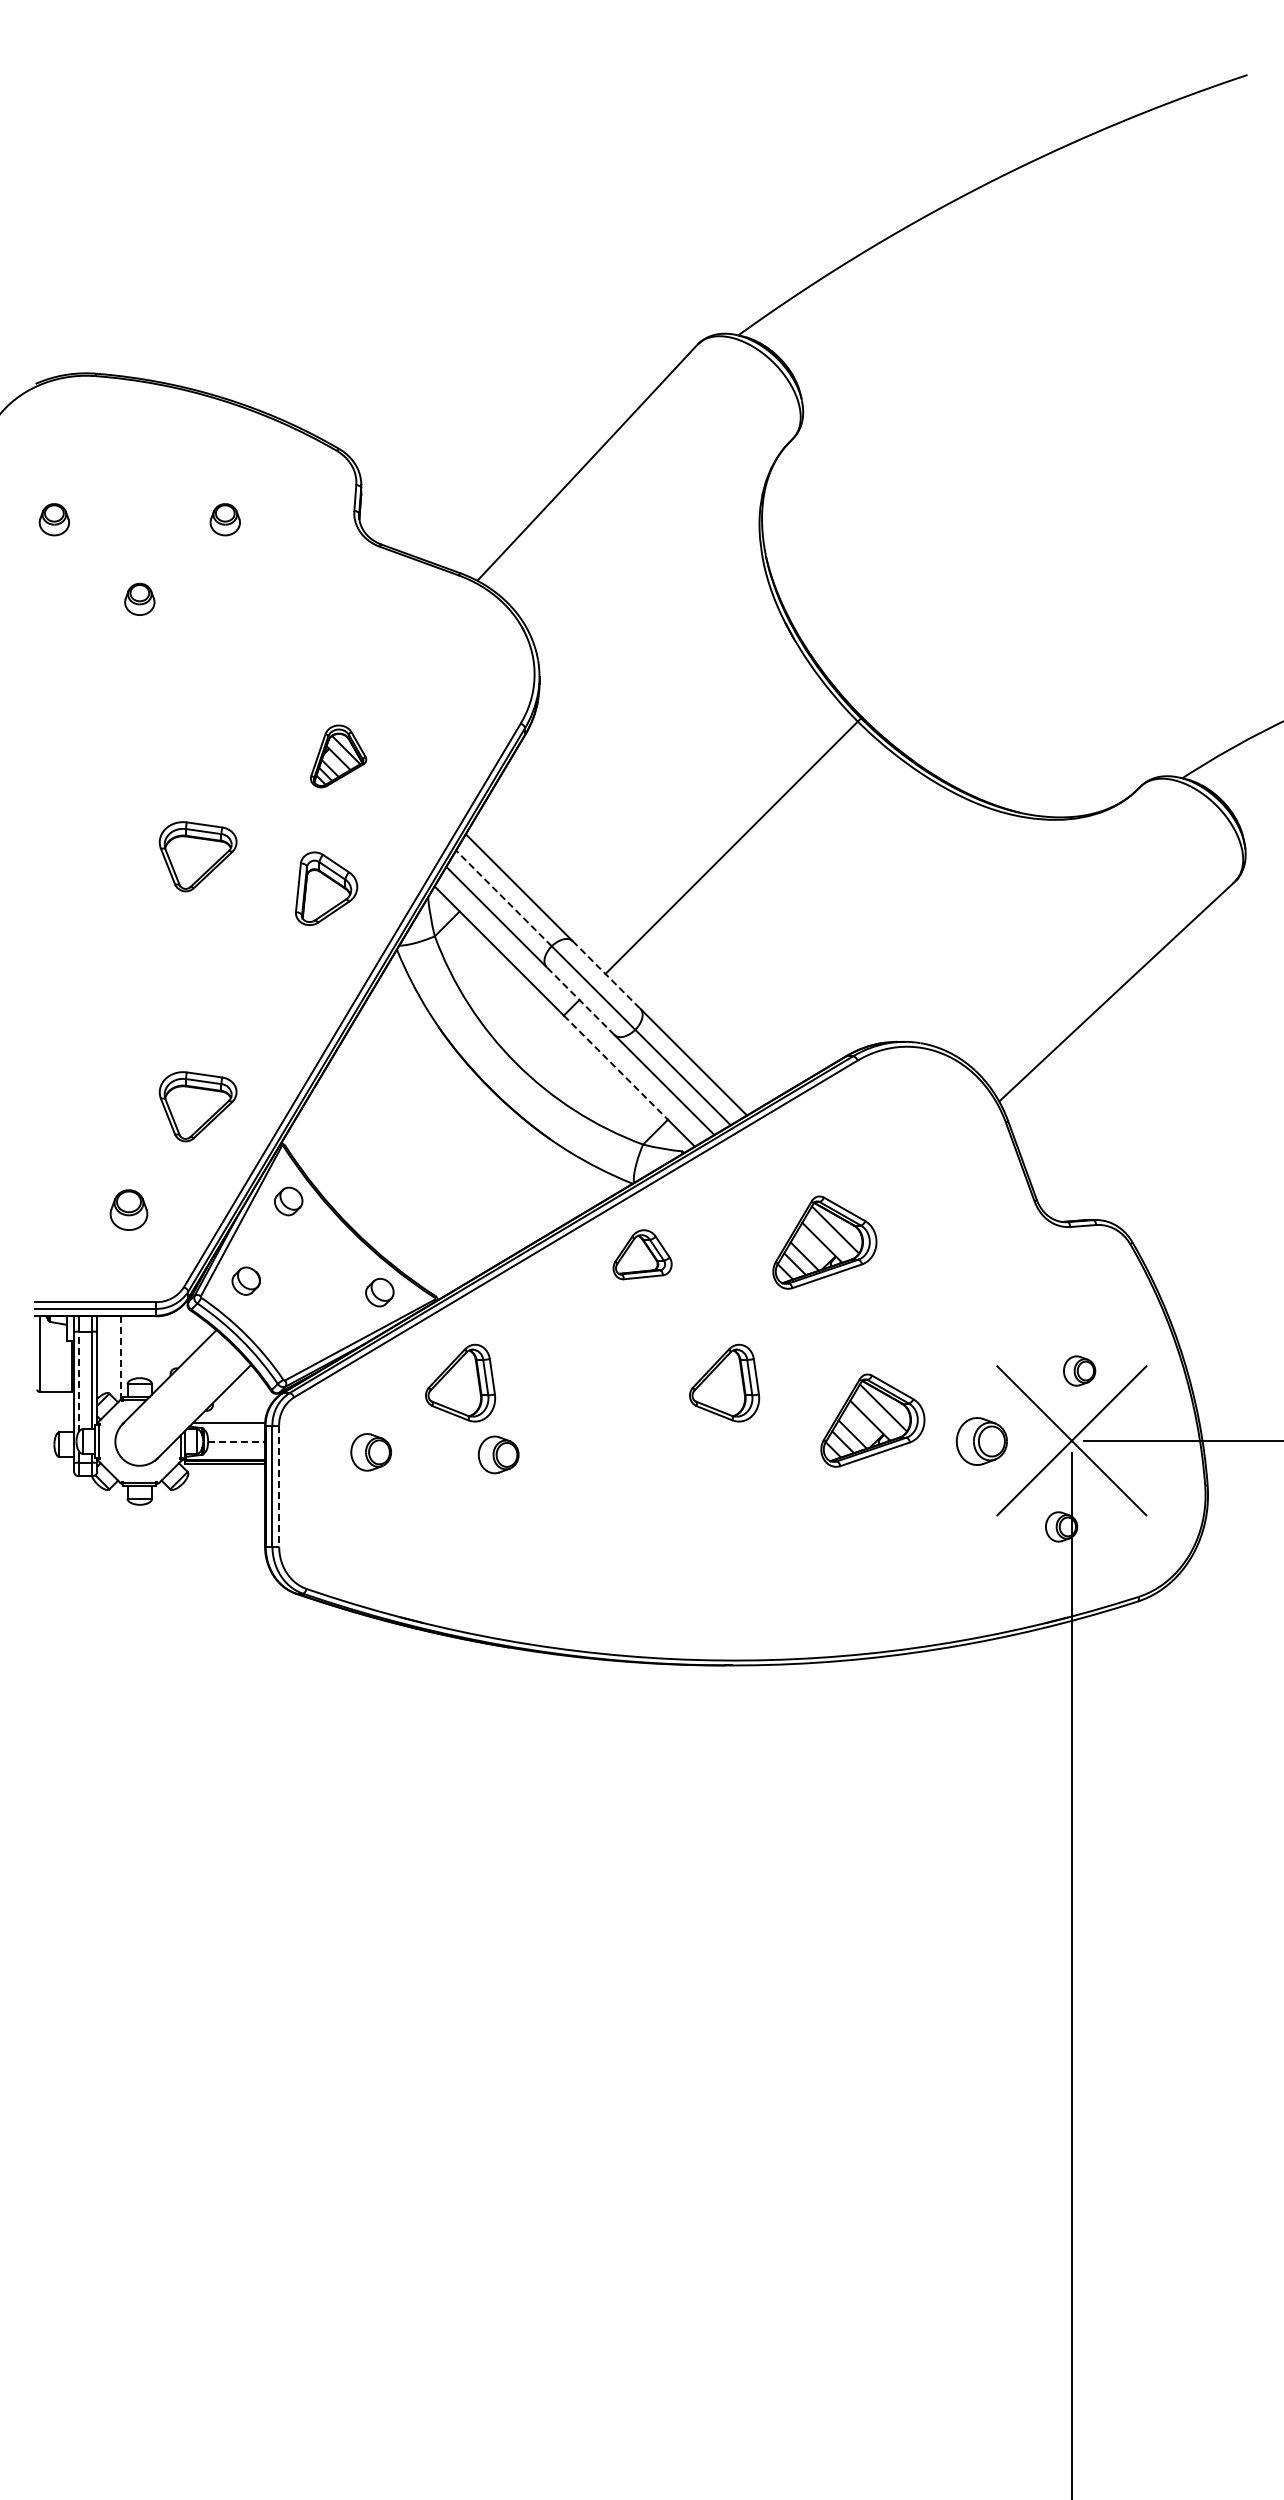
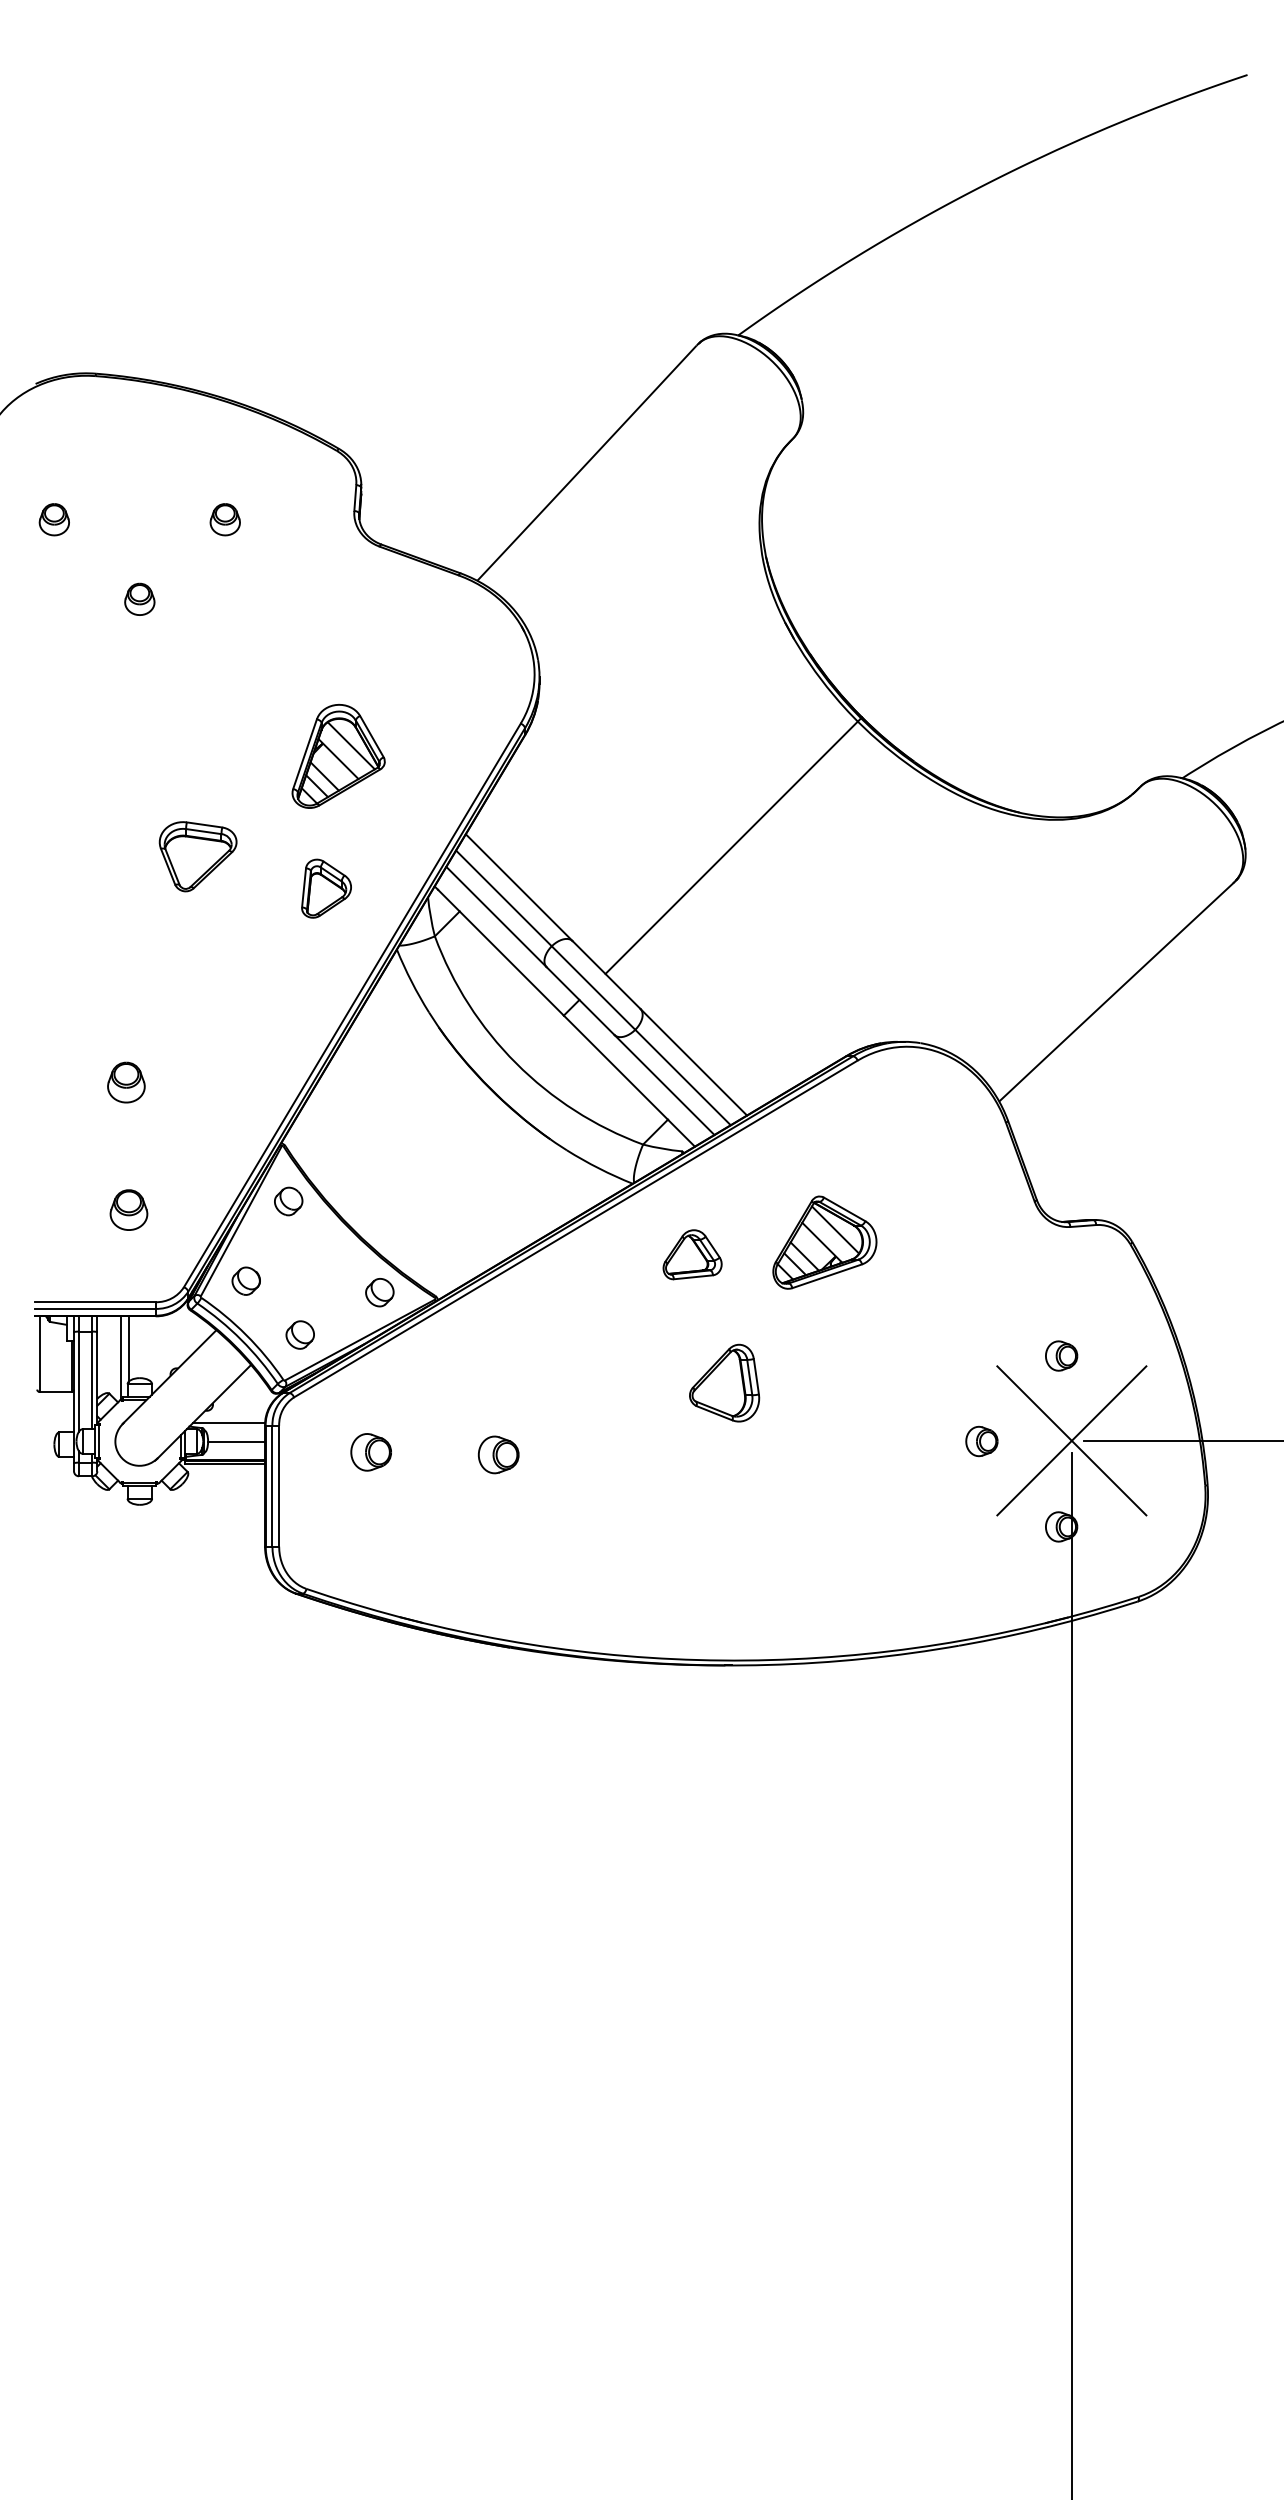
part size: 58x65 px -> 95x105 px (338, 756)
part size: 64x75 px -> 51x61 px (326, 888)
line: dashed -> solid (503, 898)
line: dashed -> solid (606, 975)
line: dashed -> solid (580, 1000)
line: dashed -> solid (615, 1067)
part: none -> present (126, 1082)
part: present -> none (197, 1106)
part position: (642, 1254) -> (692, 1254) (692, 1254)
part: none -> present (299, 1334)
line: none -> present (128, 1348)
line: dashed -> solid (121, 1358)
part position: (1079, 1370) -> (1061, 1355) (1061, 1355)
line: dashed -> solid (78, 1381)
part: present -> none (460, 1382)
part: present -> none (872, 1420)
line: dashed -> solid (237, 1441)
part size: 53x49 px -> 34x33 px (981, 1441)
line: dashed -> solid (279, 1486)
